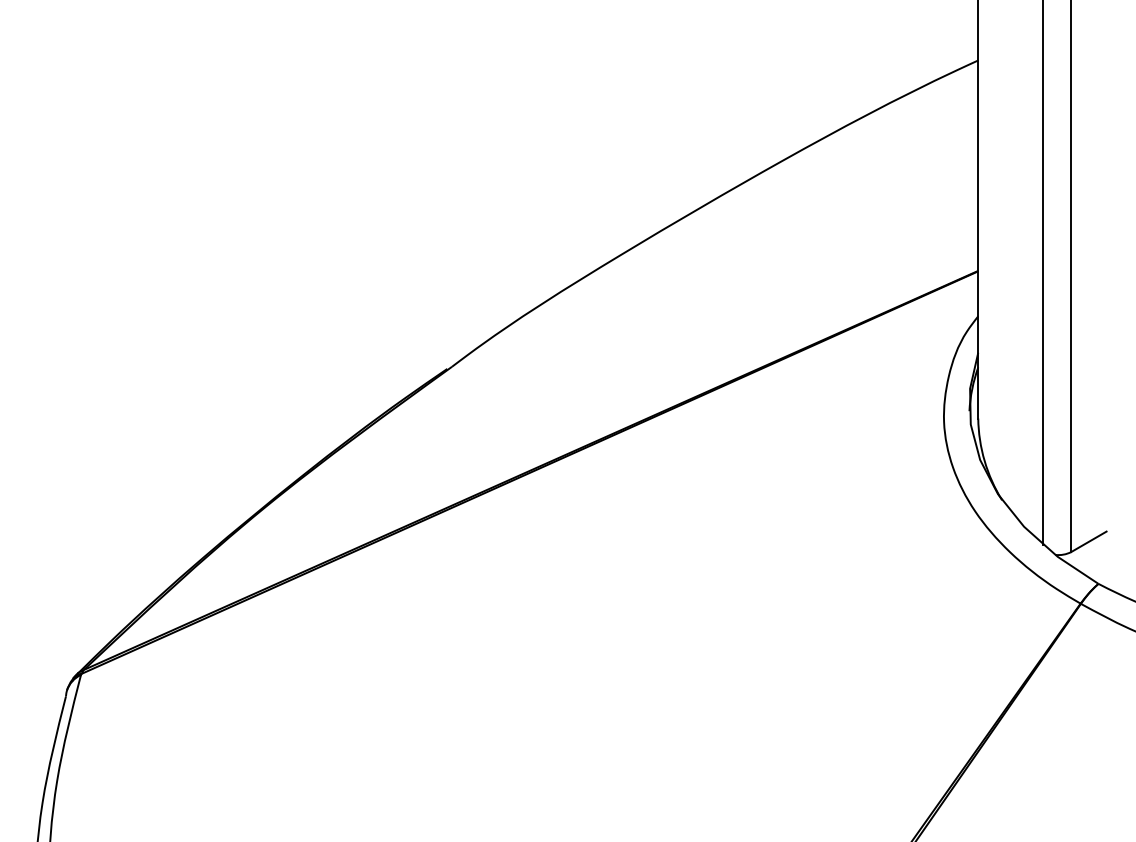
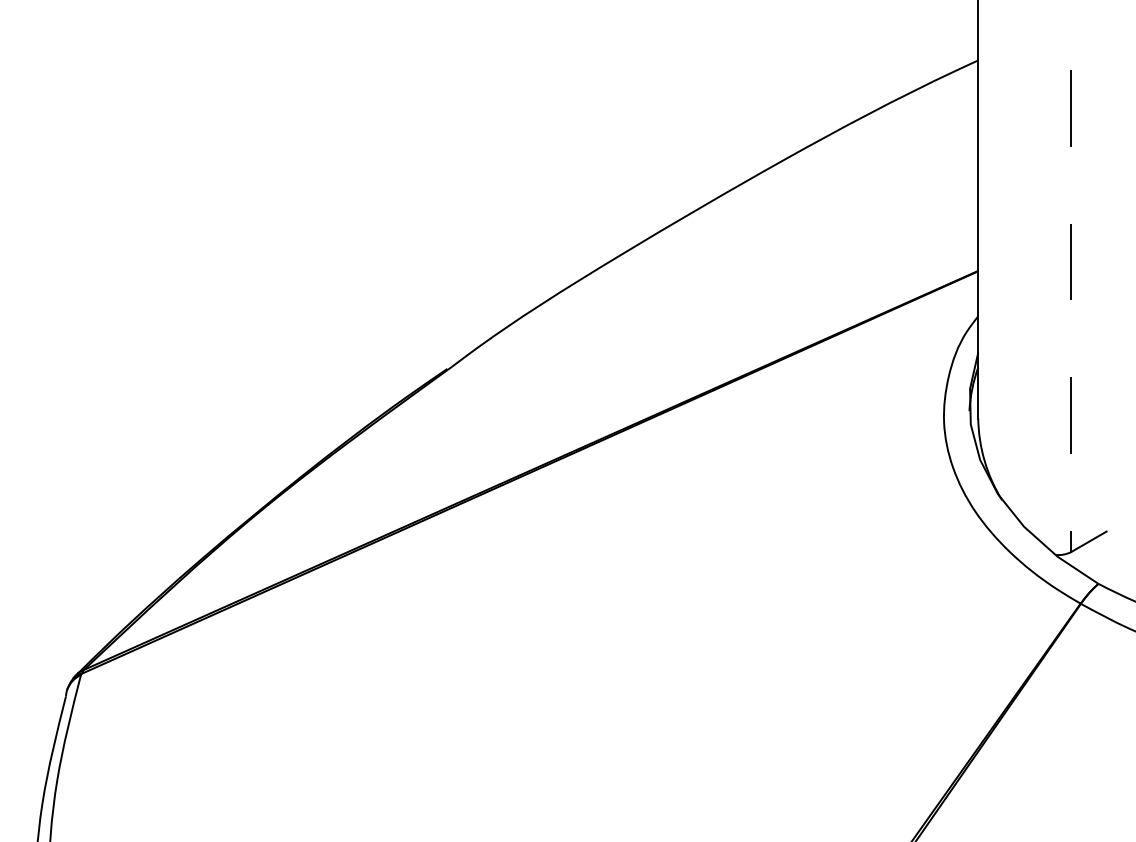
line: present -> none (1043, 273)
line: solid -> dashed (1071, 276)
